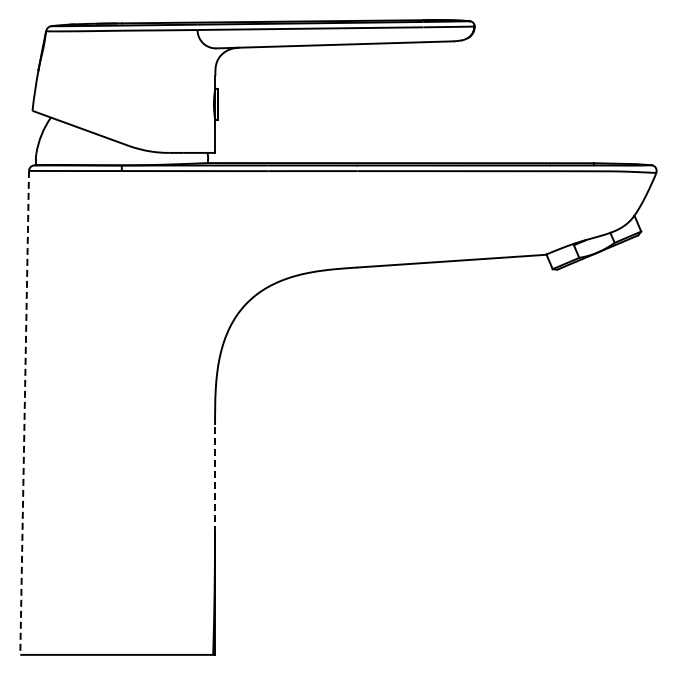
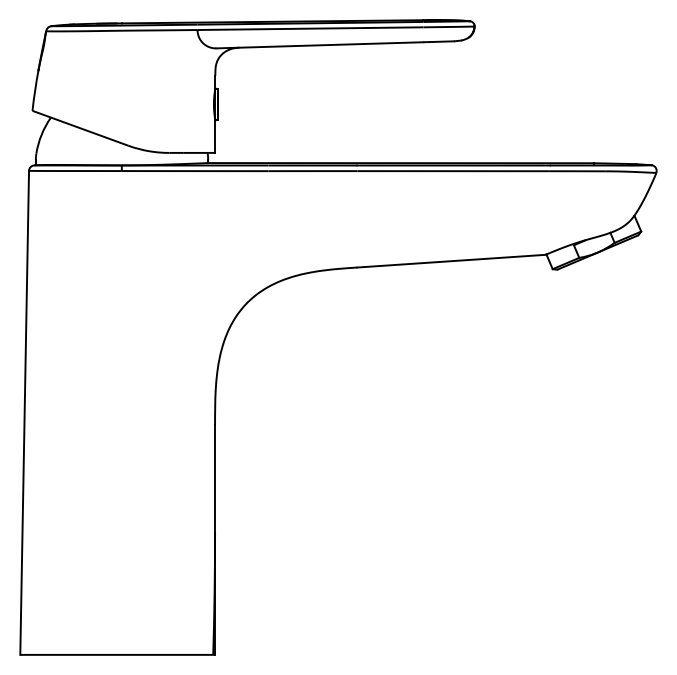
line: dashed -> solid (24, 413)
line: dashed -> solid (215, 478)
